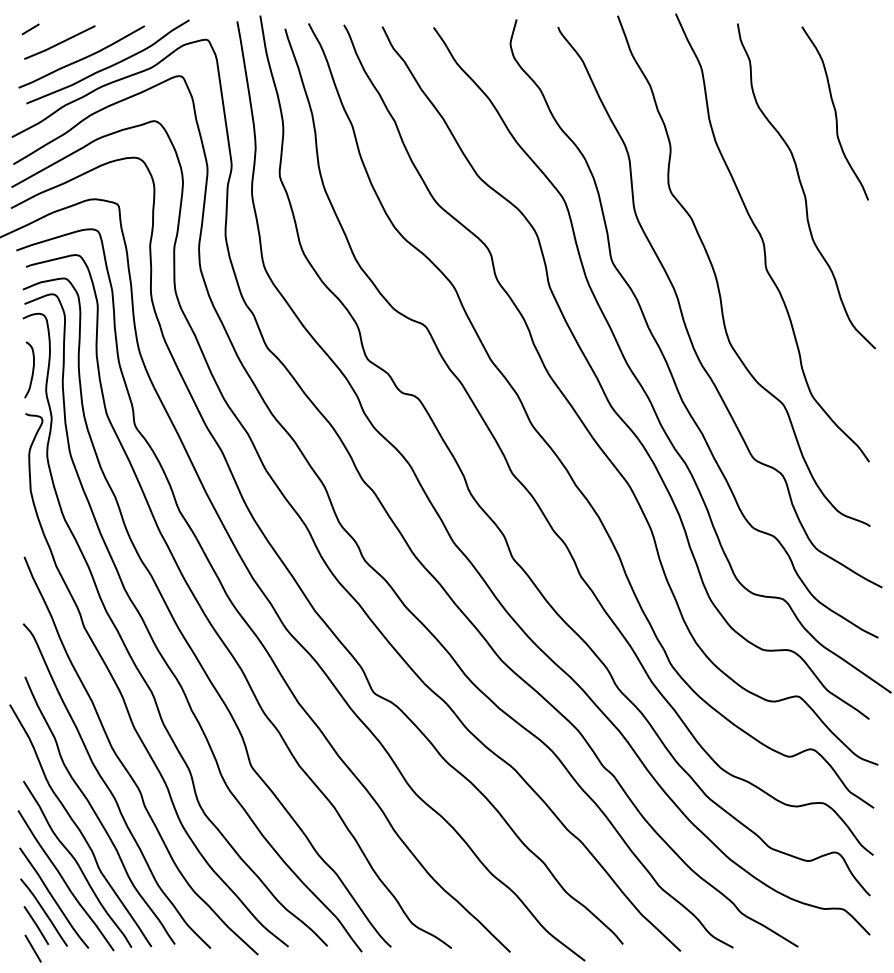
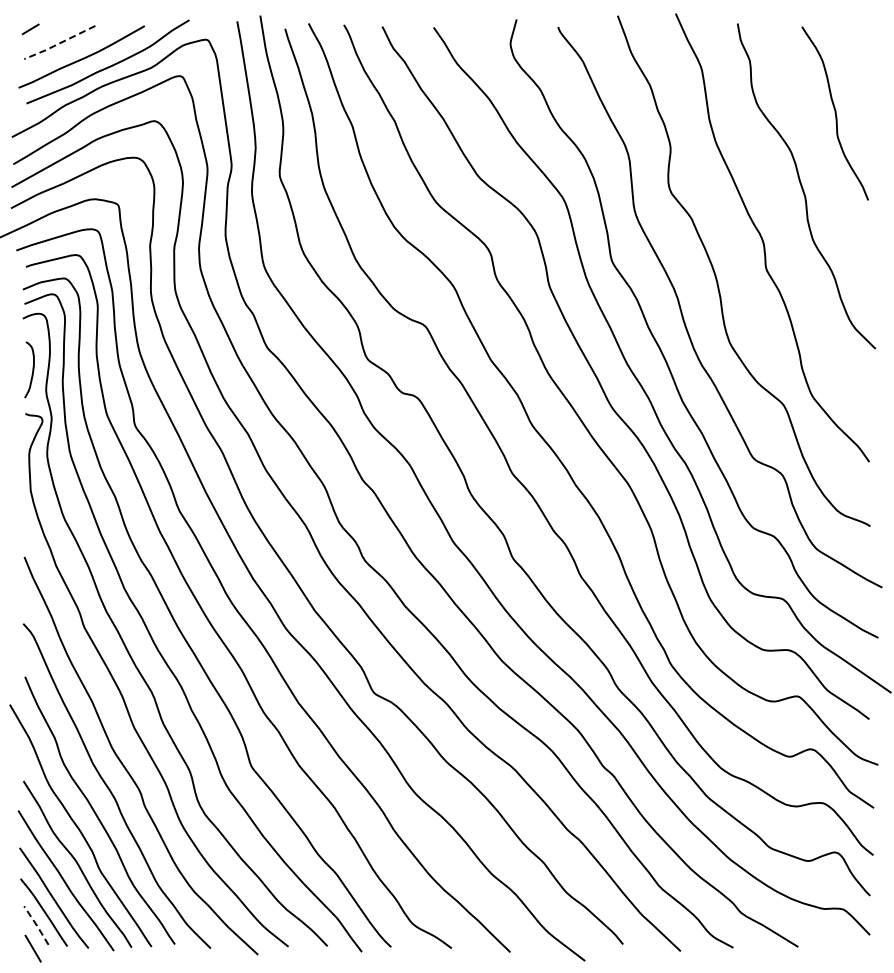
line: solid -> dashed (59, 43)
line: solid -> dashed (36, 925)
